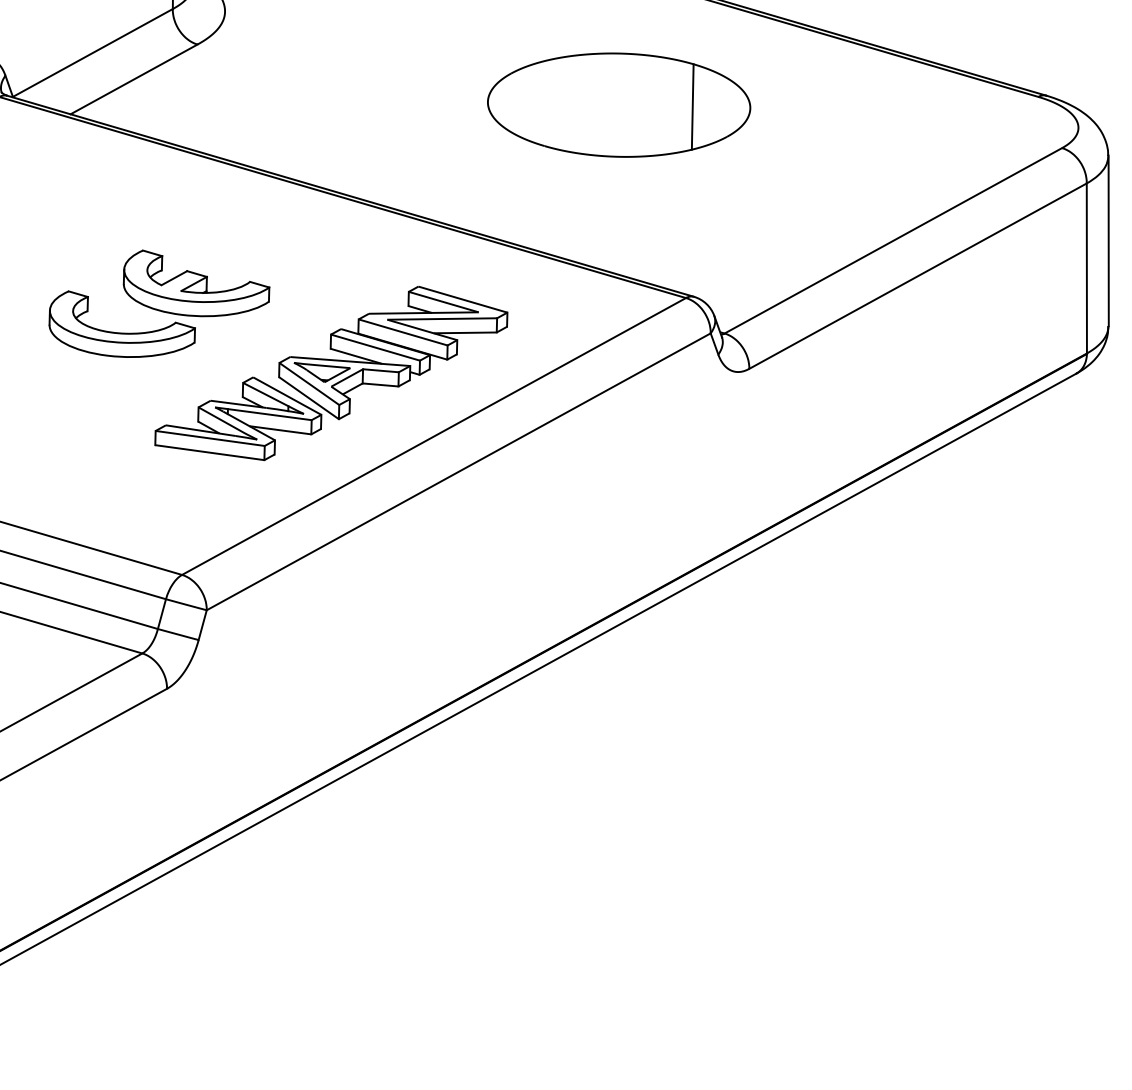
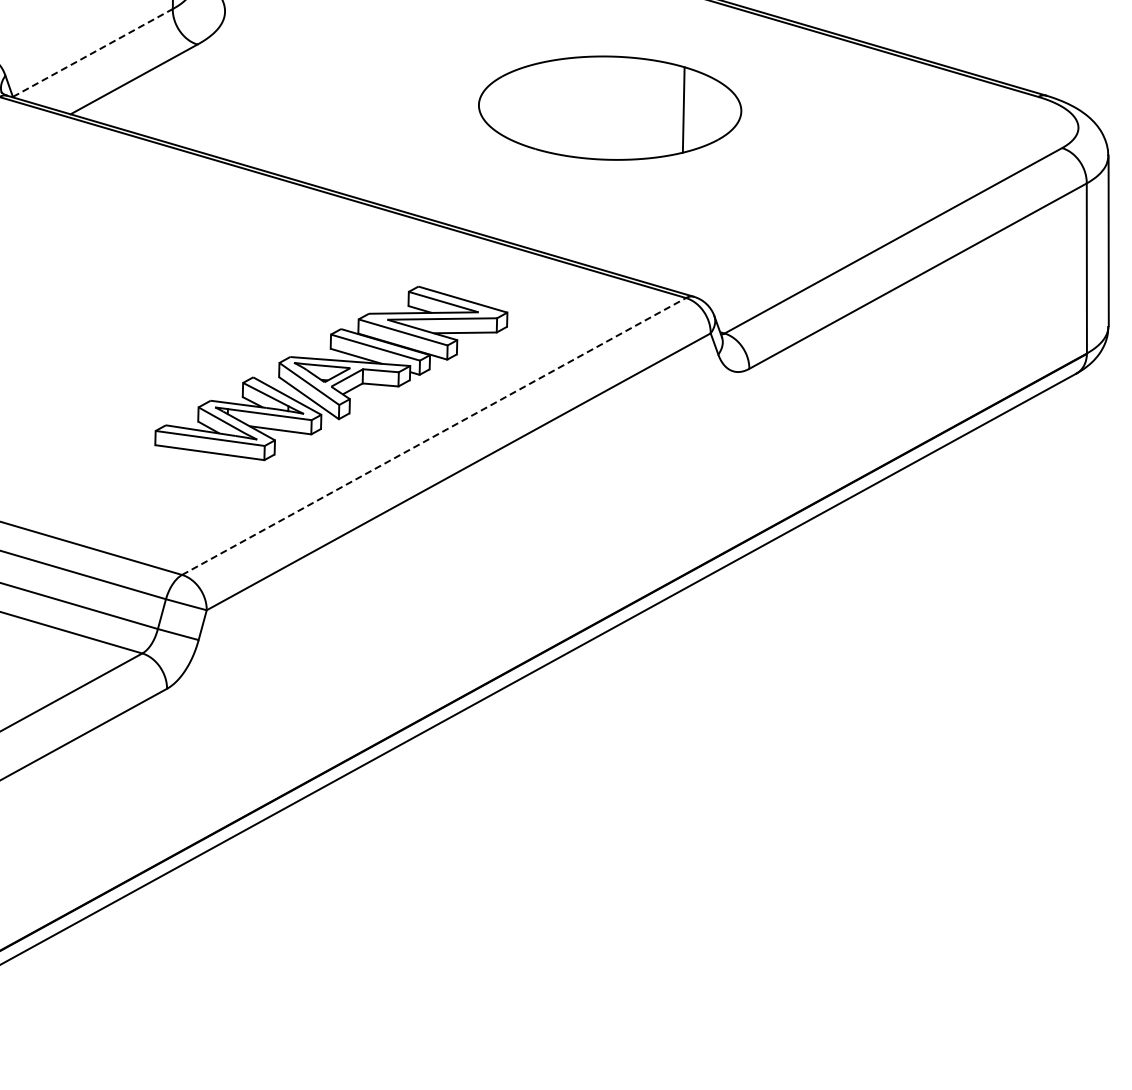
line: solid -> dashed (93, 52)
part position: (619, 104) -> (610, 107) (610, 107)
part: present -> none (159, 303)
line: solid -> dashed (434, 436)
